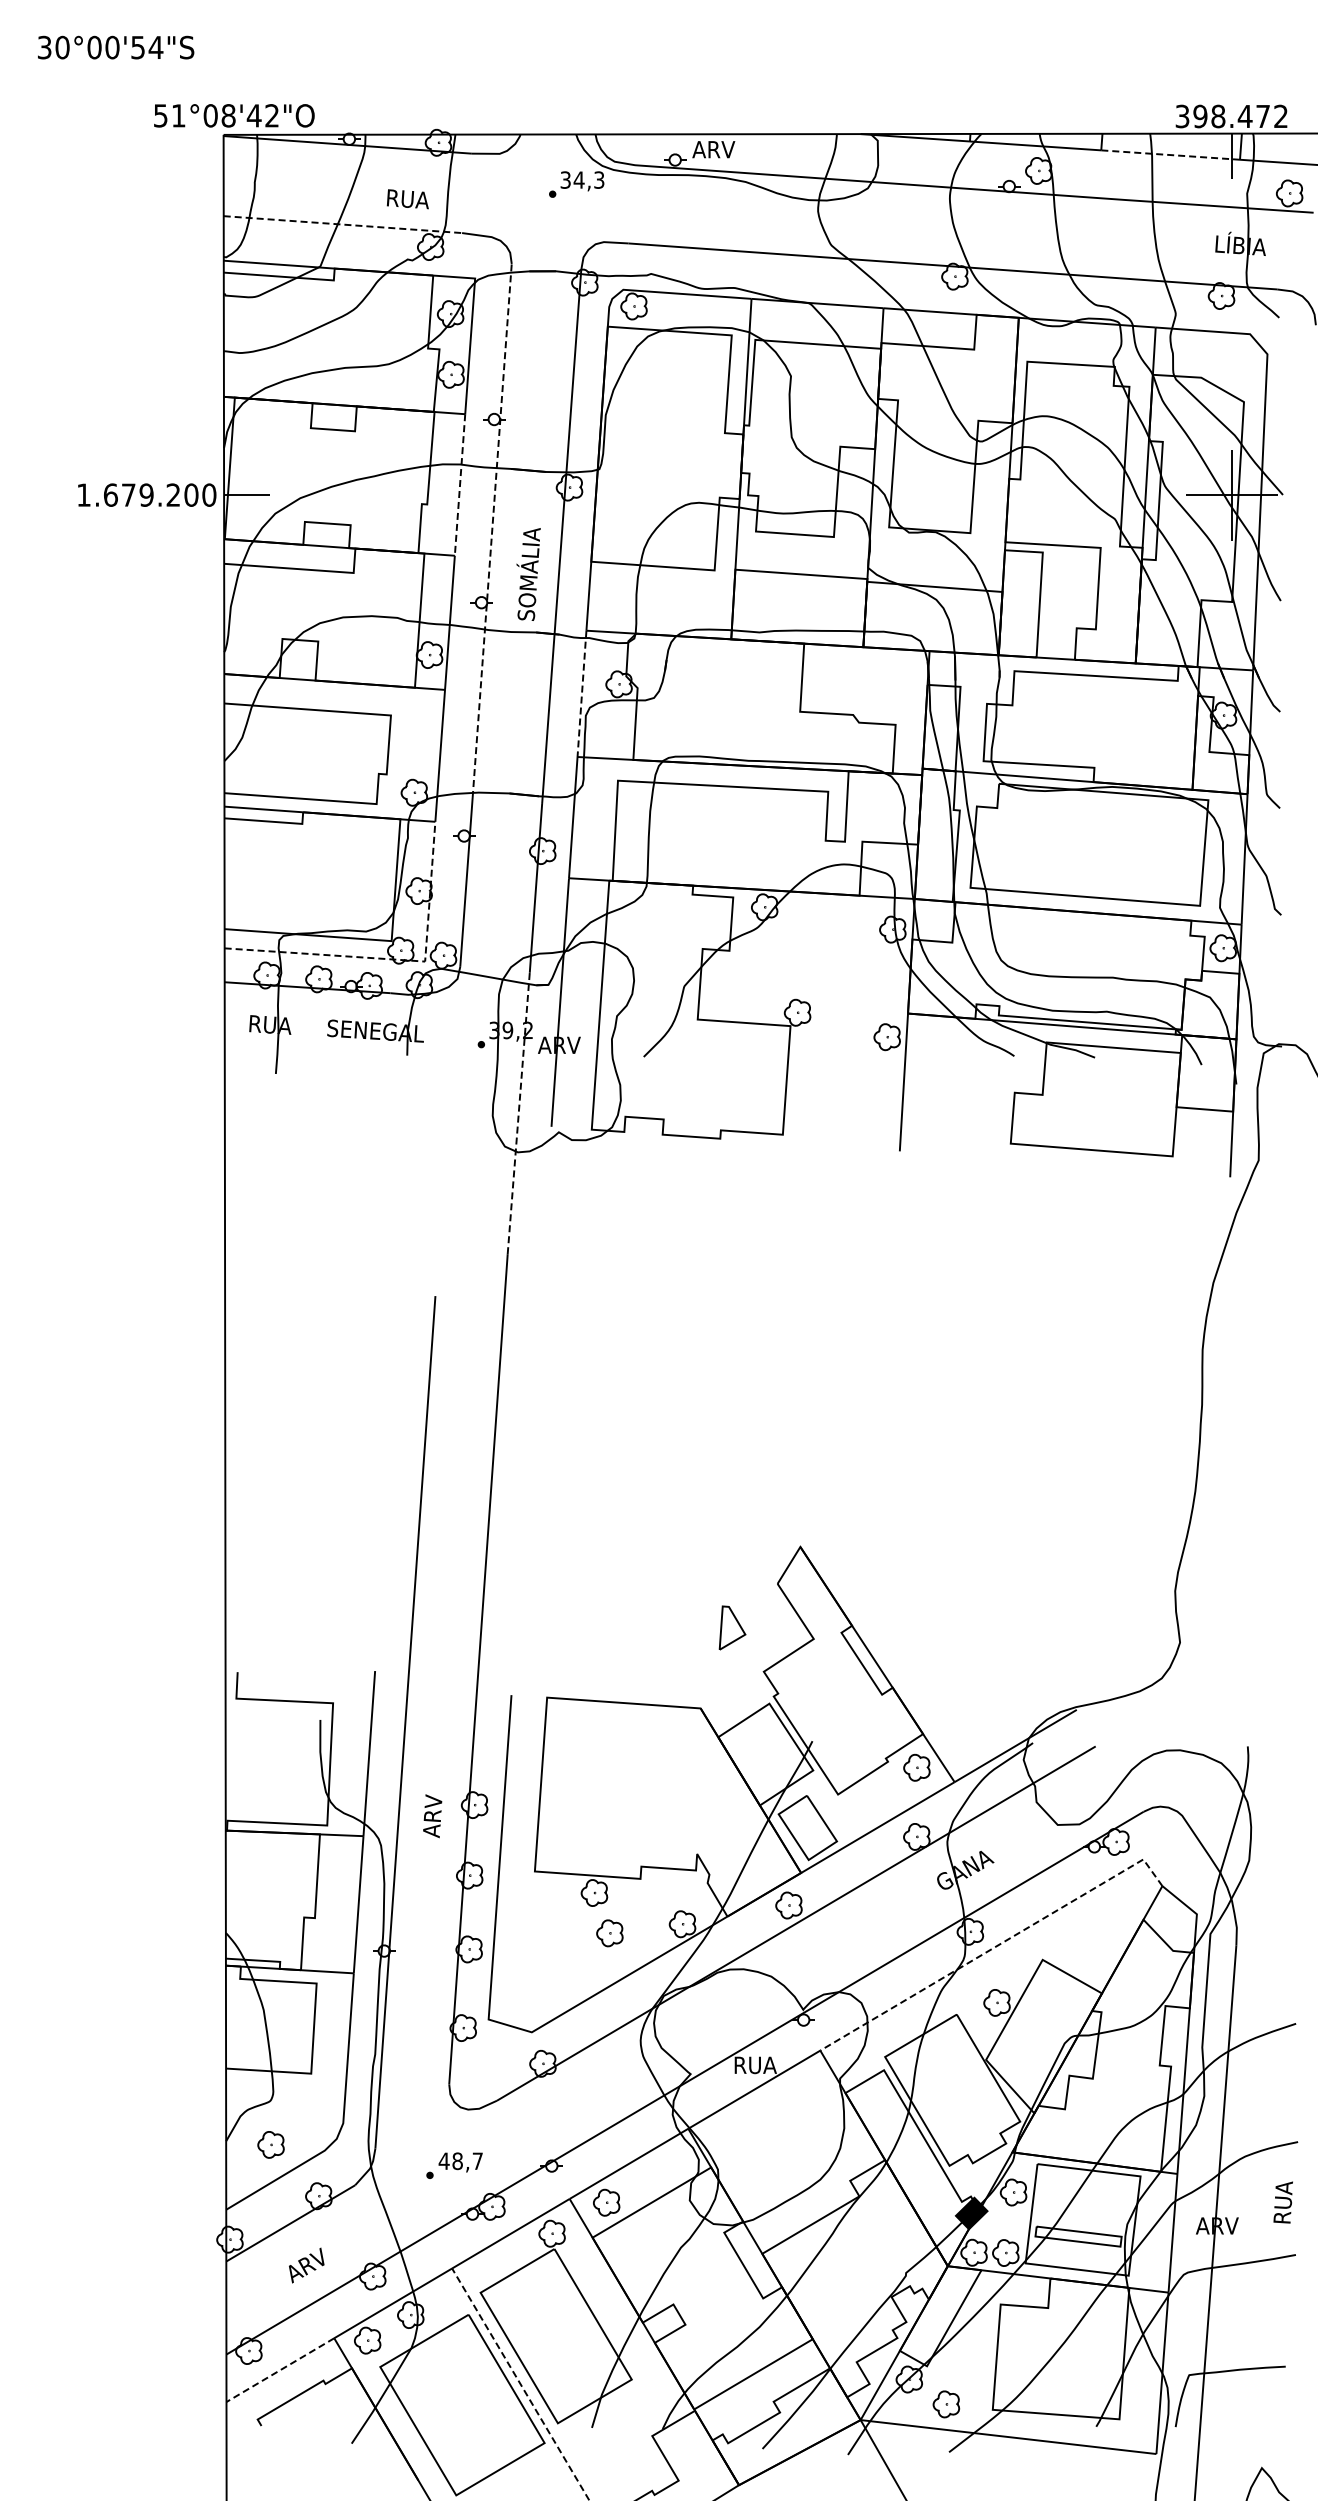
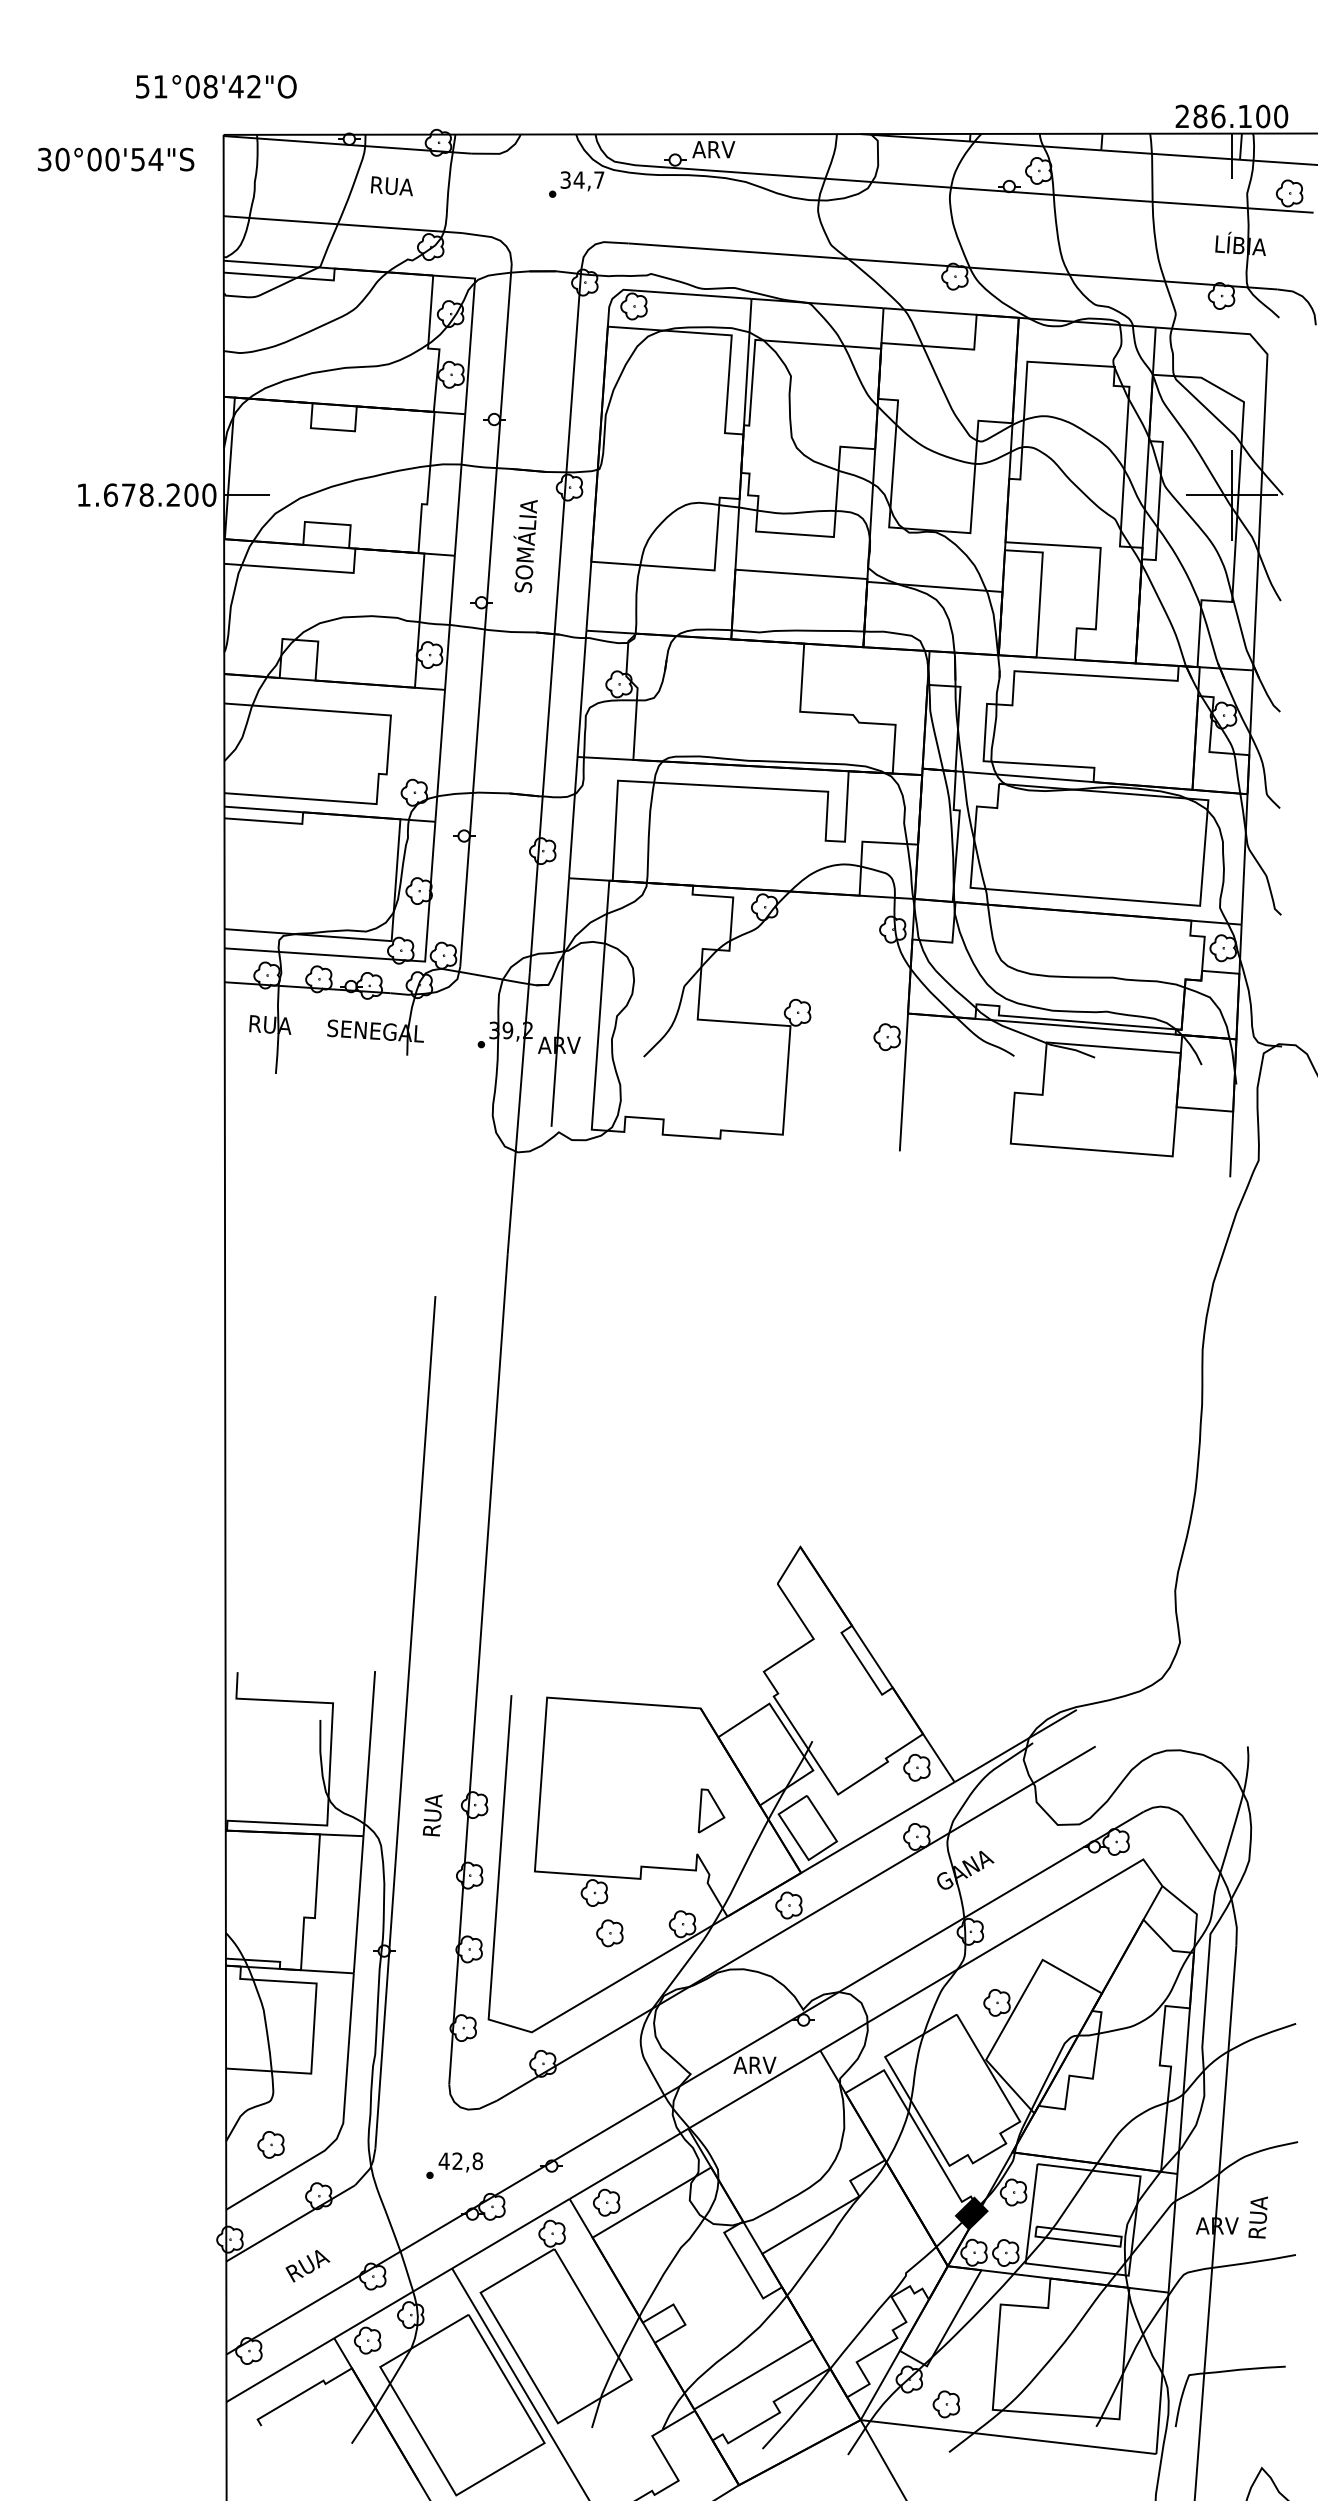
text position: (116, 47) -> (116, 159) (116, 159)
text position: (234, 115) -> (216, 86) (216, 86)
text: 398.472 -> 286.100 (1231, 116)
line: dashed -> solid (1170, 155)
text: 34,3 -> 34,7 (599, 179)
text position: (407, 199) -> (391, 186) (391, 186)
line: dashed -> solid (342, 224)
line: dashed -> solid (460, 484)
text: 1.679.200 -> 1.678.200 (146, 494)
line: dashed -> solid (492, 530)
text position: (528, 574) -> (525, 546) (525, 546)
line: dashed -> solid (581, 694)
line: dashed -> solid (396, 959)
line: dashed -> solid (518, 1112)
part position: (732, 1627) -> (711, 1810) (711, 1810)
text: ARV -> RUA (432, 1816)
line: dashed -> solid (996, 1946)
text: RUA -> ARV (754, 2065)
text: 48,7 -> 42,8 (467, 2161)
text position: (1282, 2202) -> (1257, 2217) (1257, 2217)
text: ARV -> RUA (307, 2265)
line: dashed -> solid (280, 2370)
line: dashed -> solid (520, 2384)
